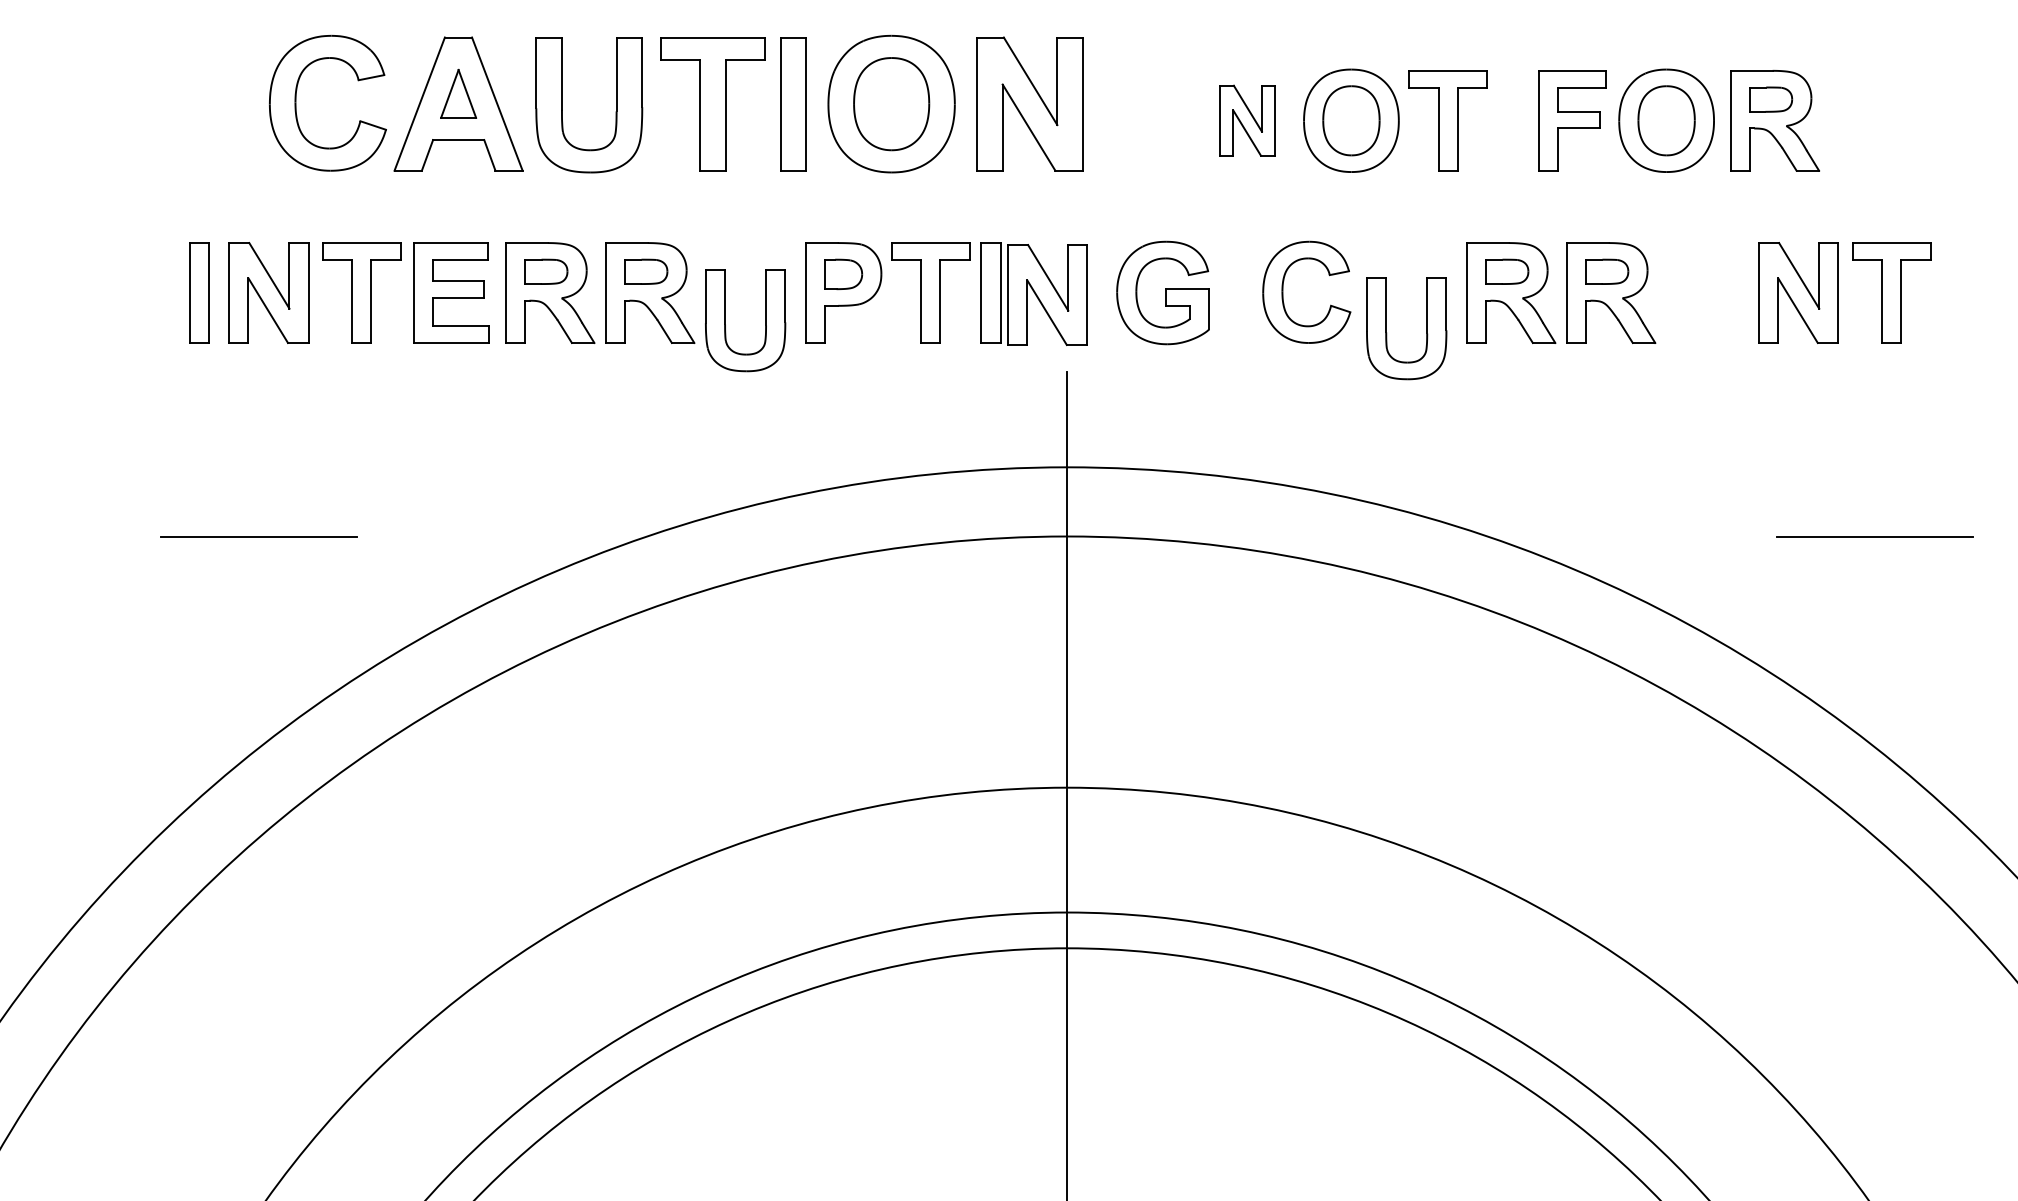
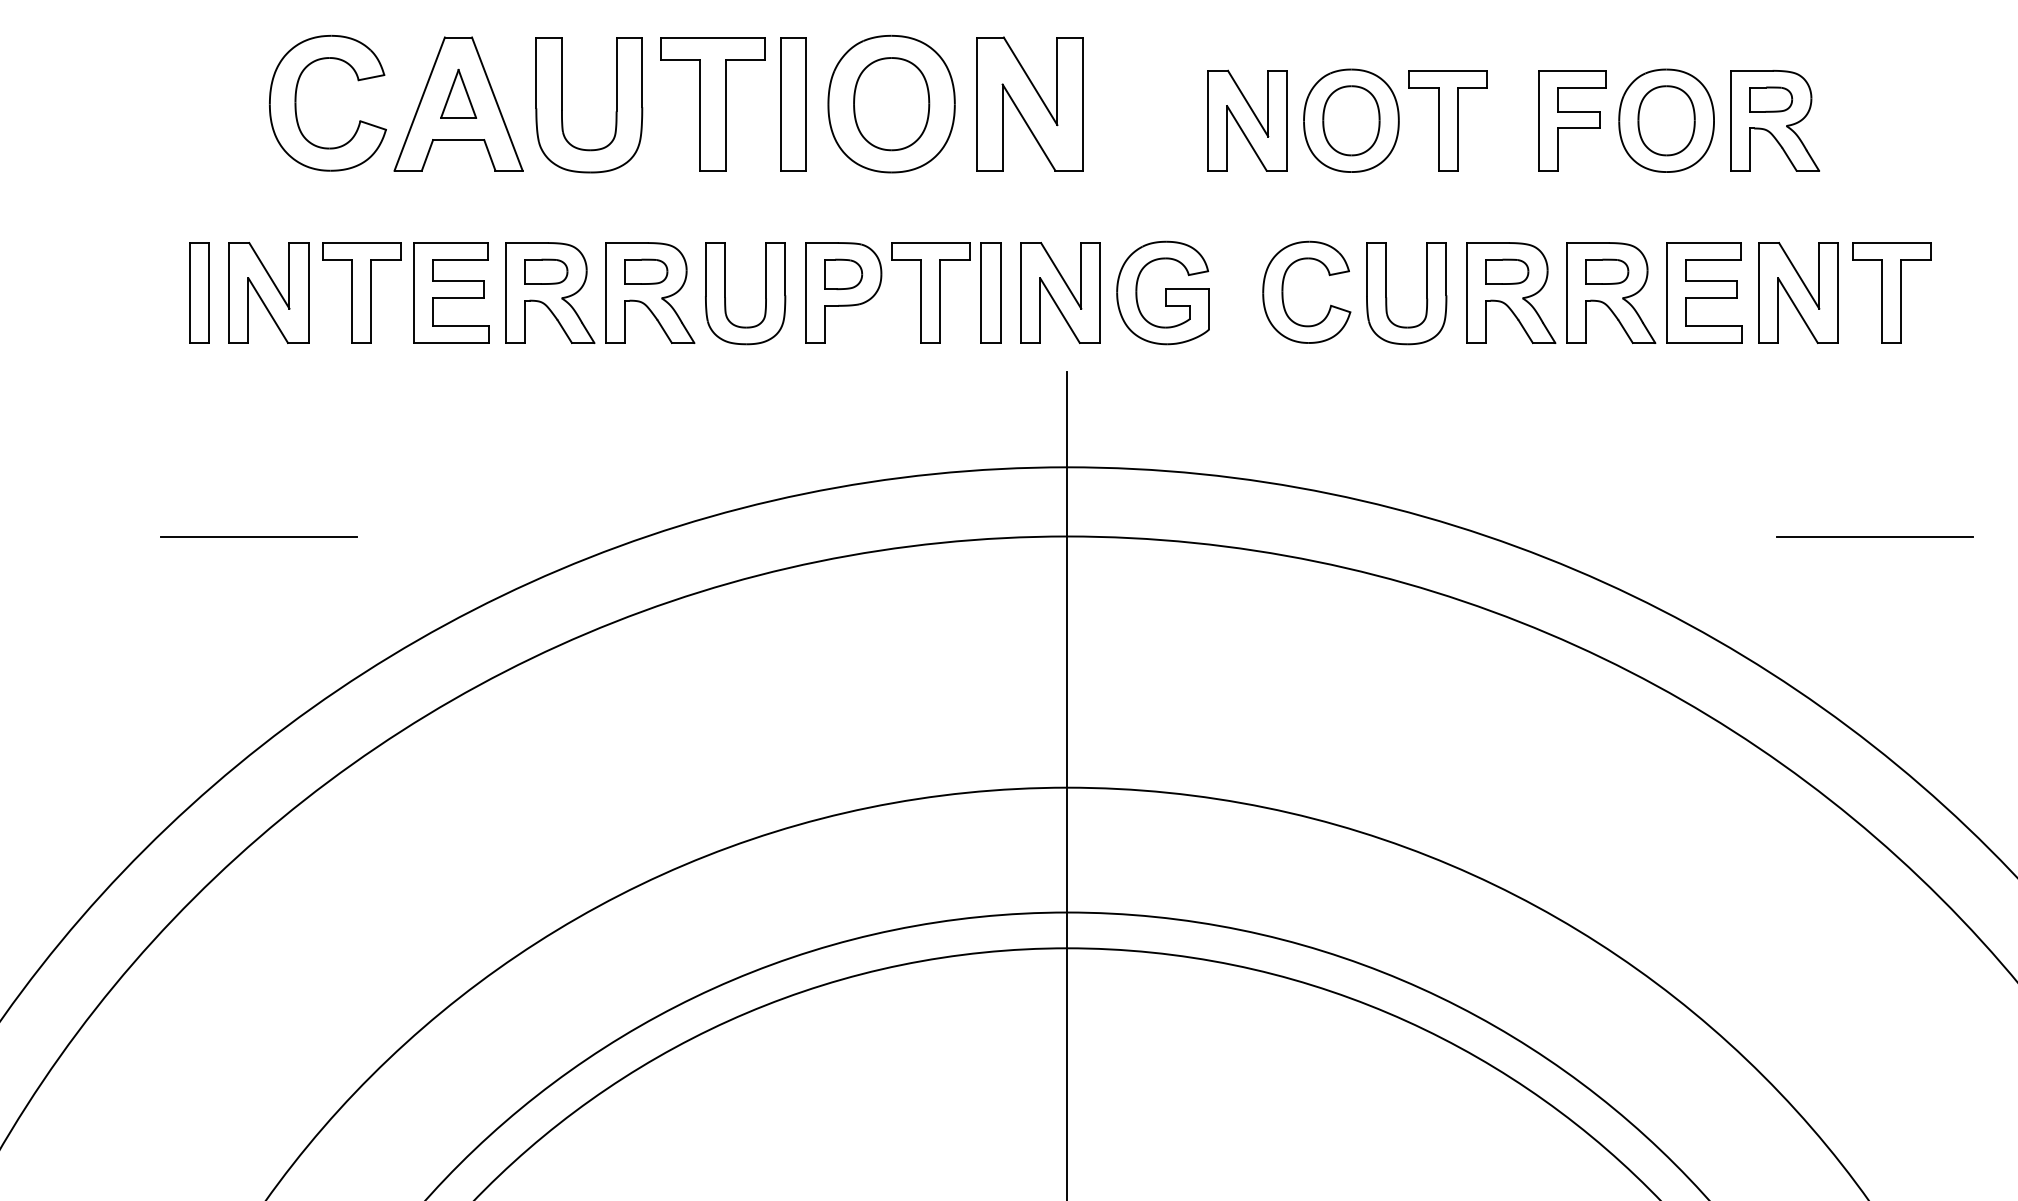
part size: 57x73 px -> 81x103 px (1247, 120)
part: none -> present (1704, 292)
part position: (1047, 294) -> (1060, 292) (1060, 292)
part position: (725, 320) -> (725, 293) (725, 293)
part position: (1387, 333) -> (1387, 298) (1387, 298)
